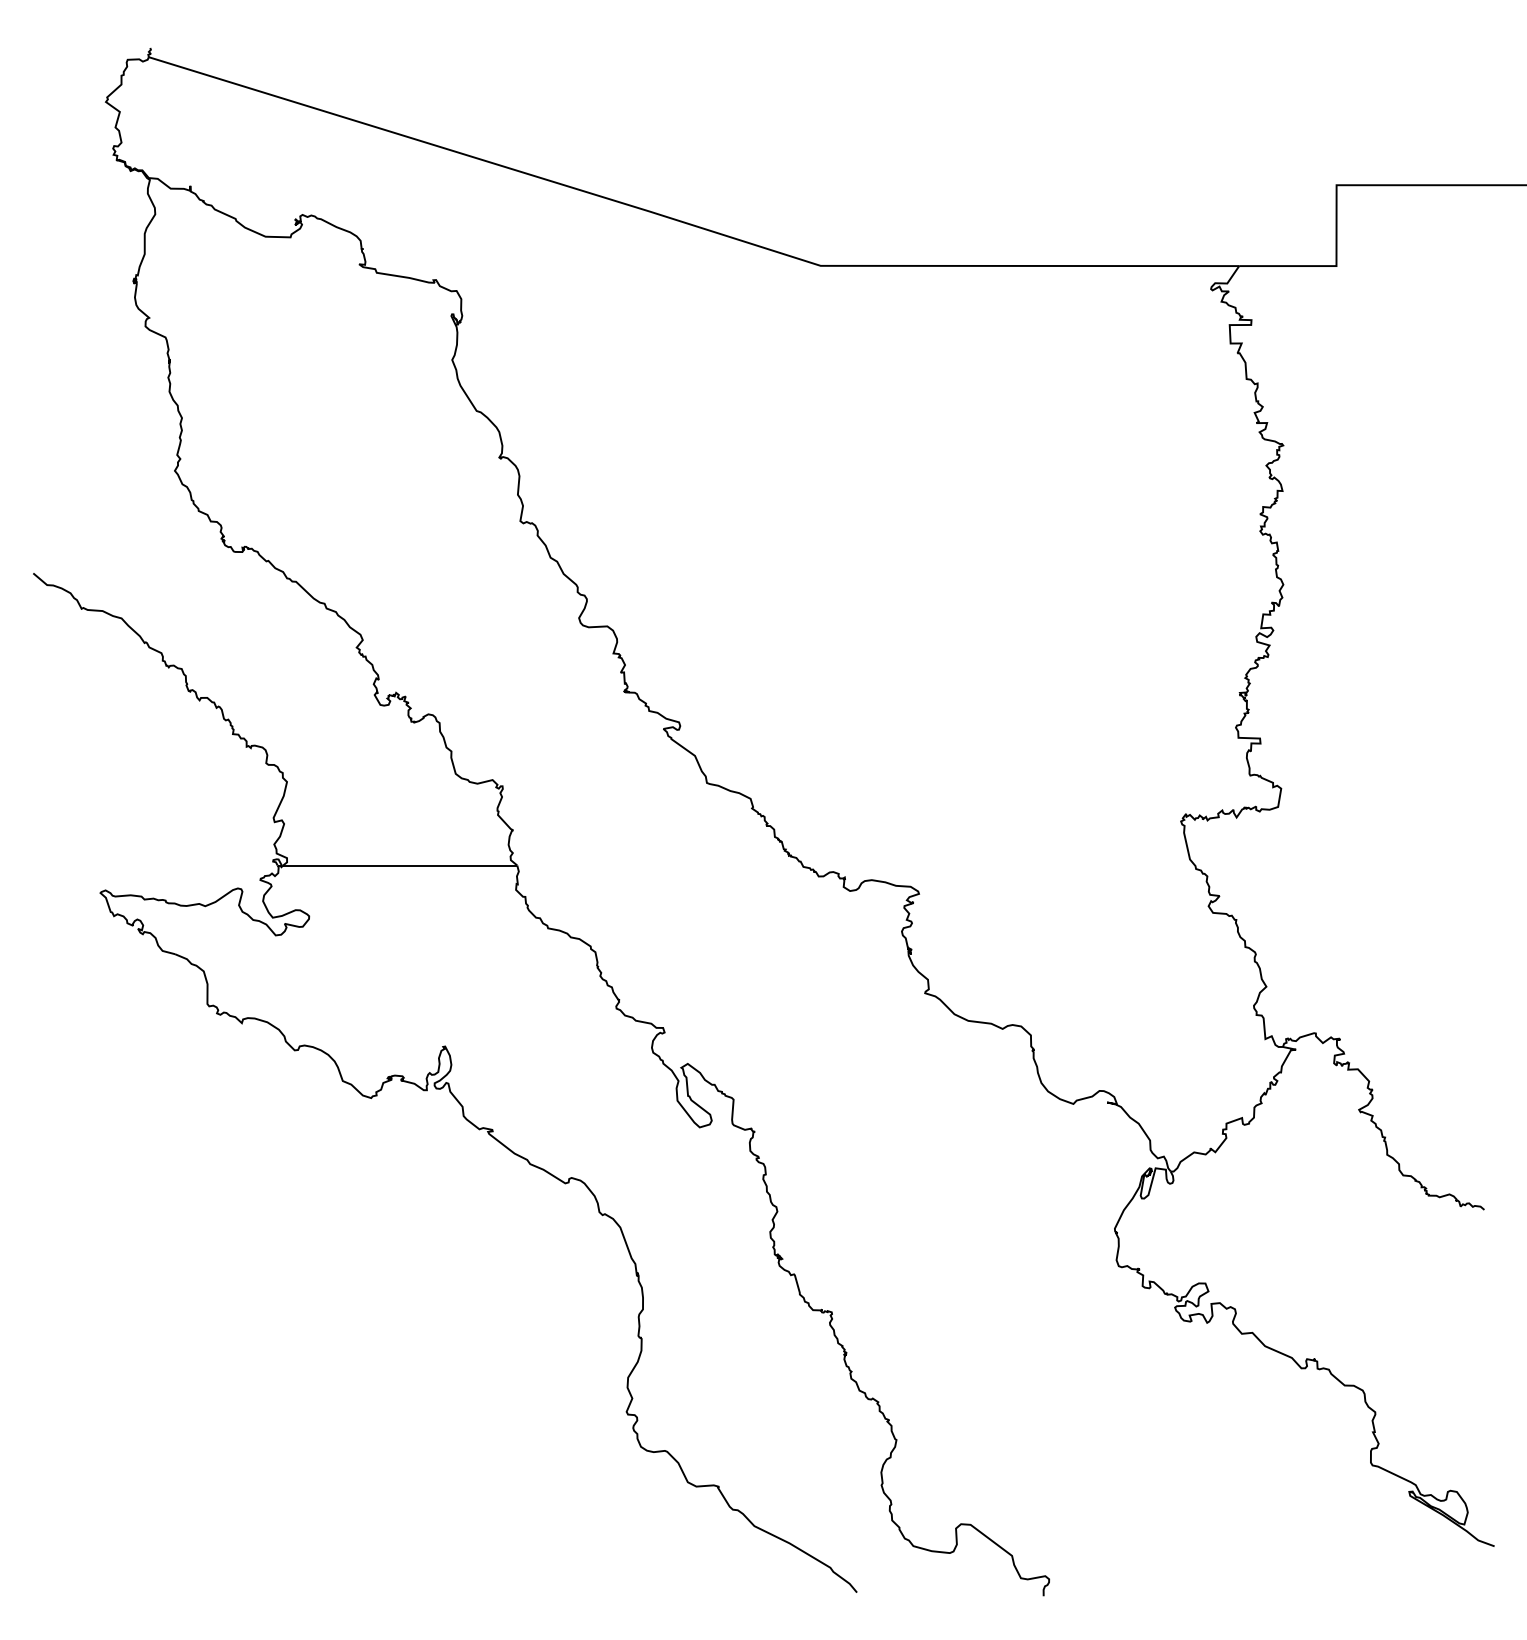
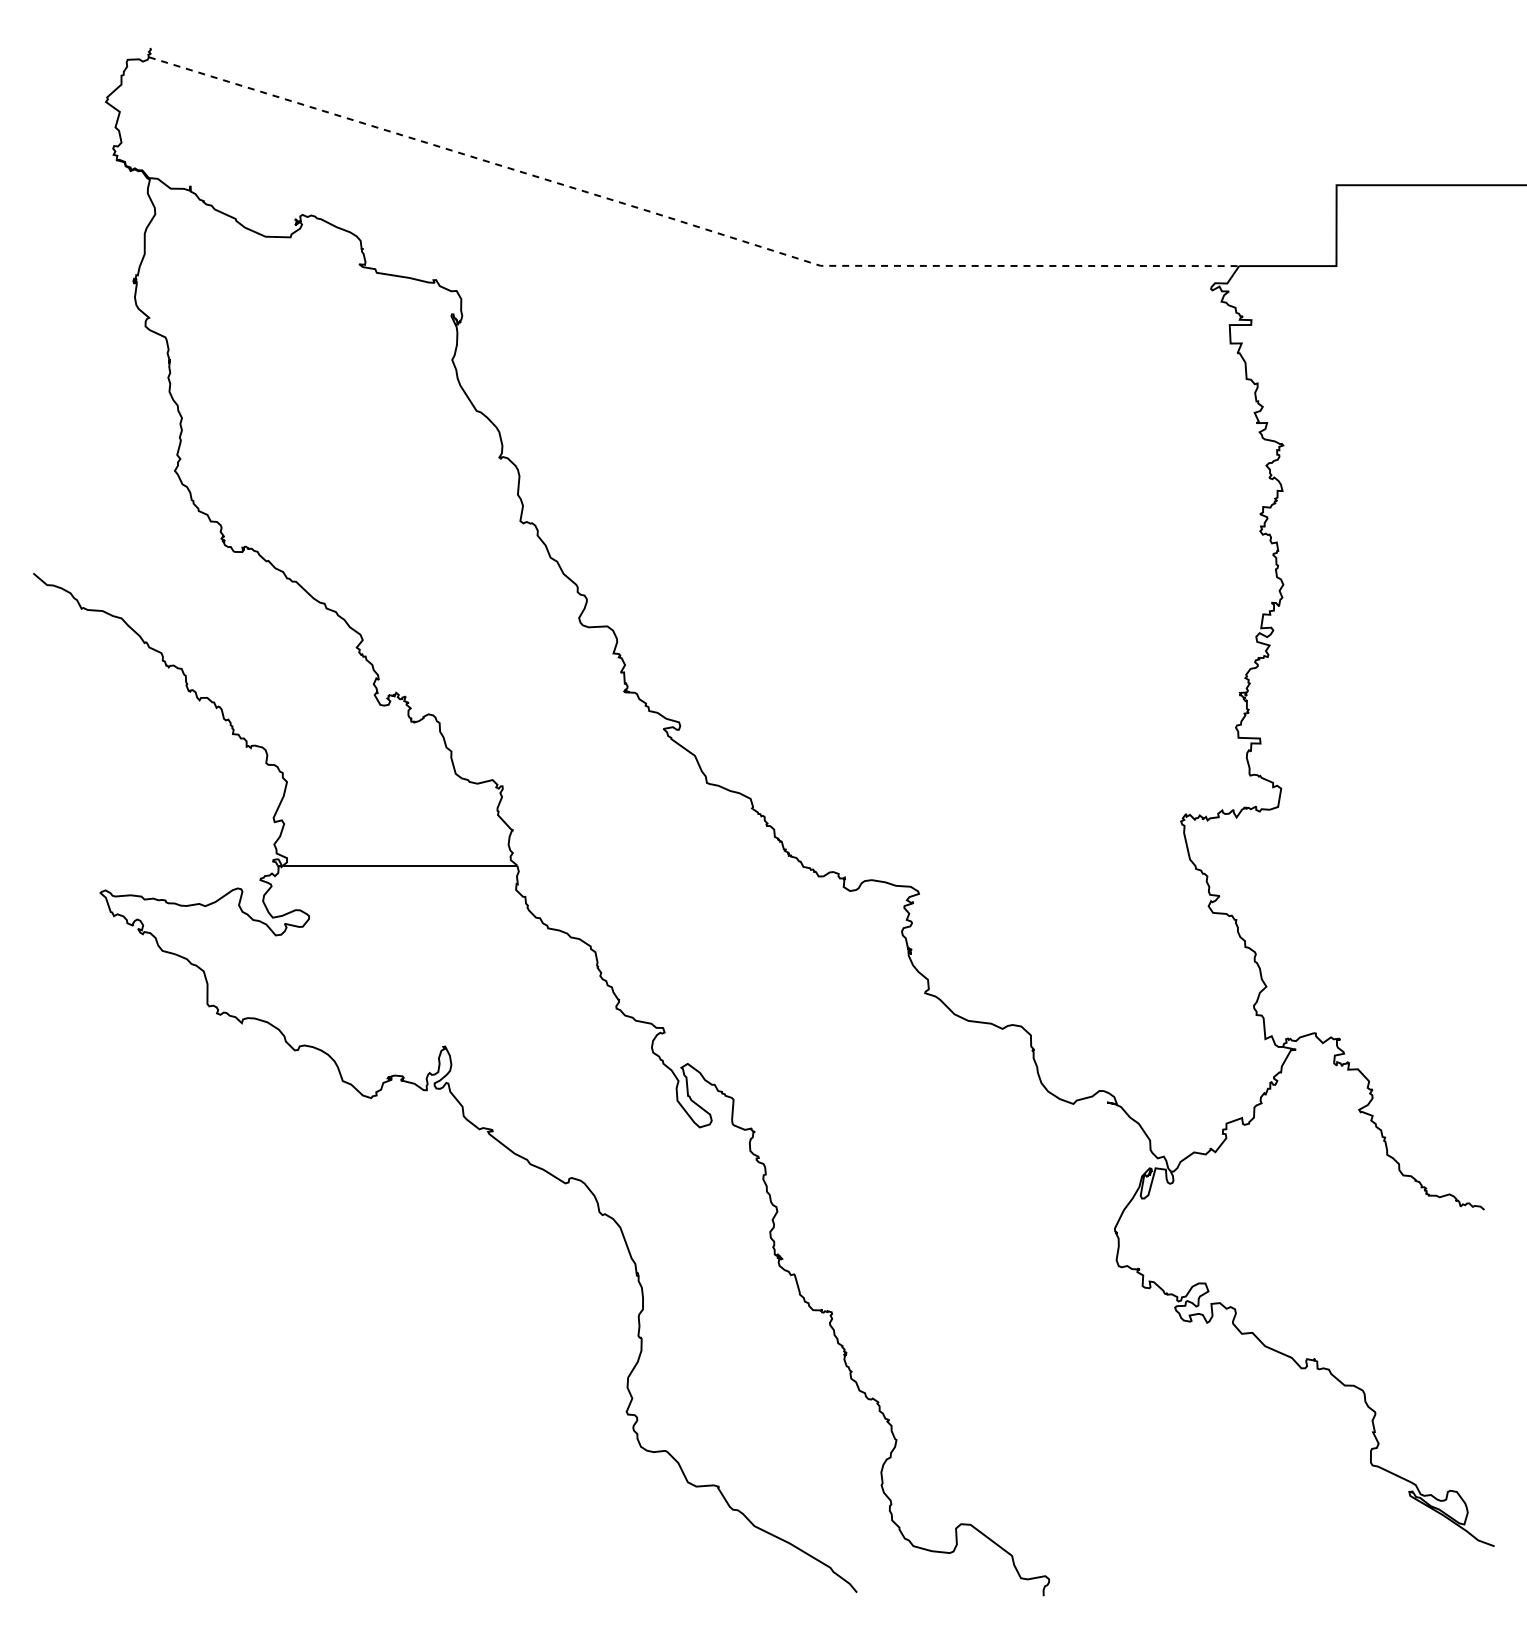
line: solid -> dashed (685, 222)
